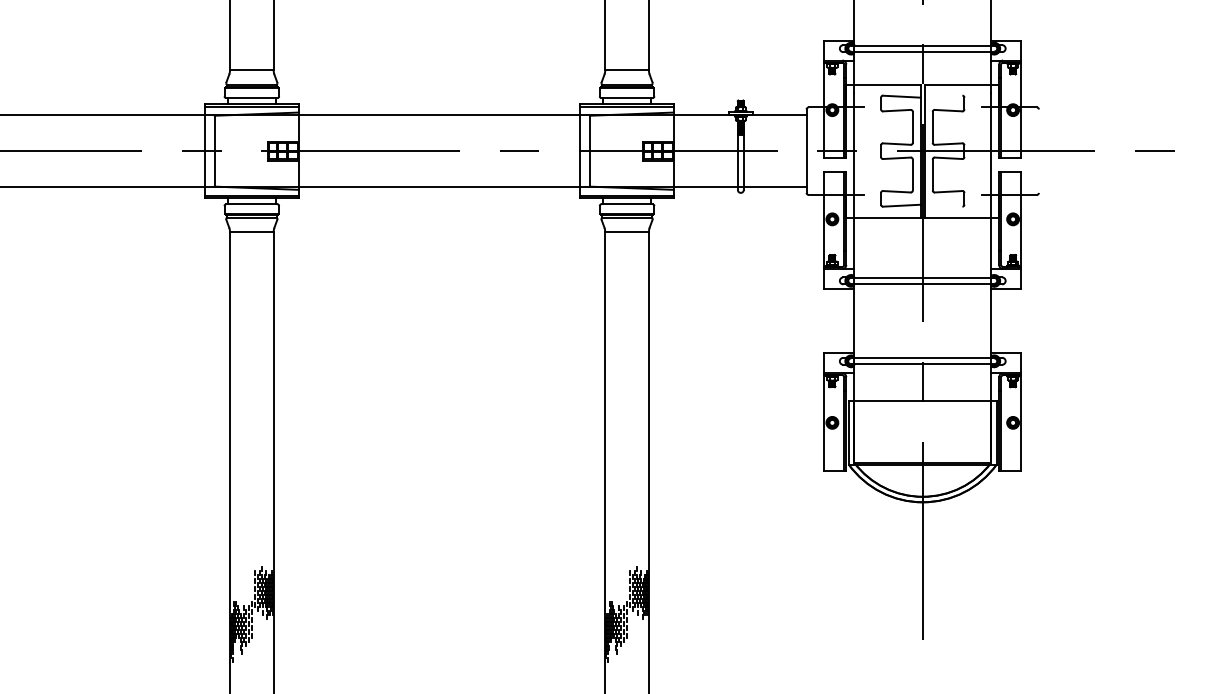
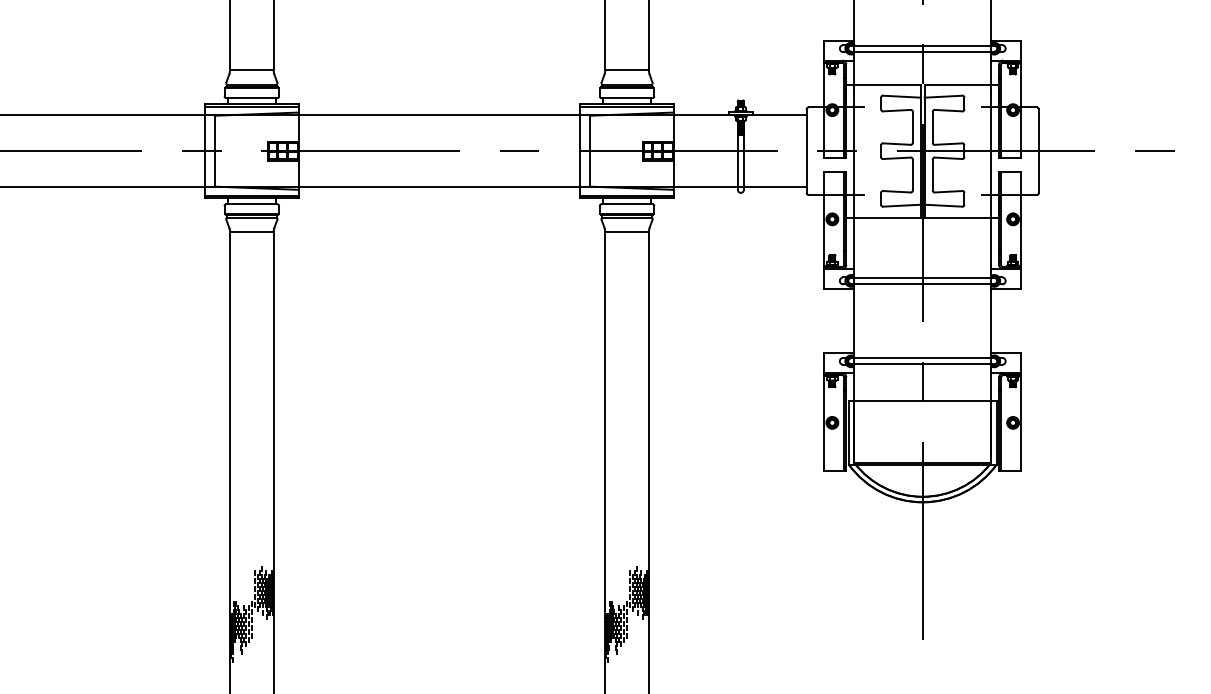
line: none -> present (943, 96)
line: none -> present (1038, 150)
line: none -> present (943, 205)
